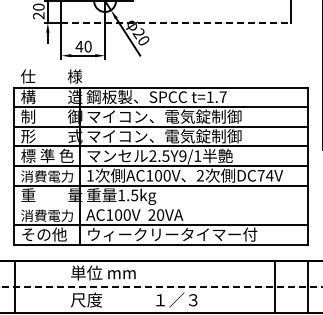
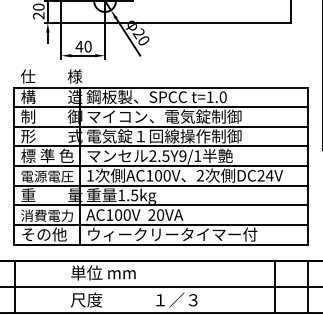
line: dashed -> solid (176, 22)
text: t=1.7 -> t=1.0 (222, 97)
text: マイコン、電気錠制御 -> 電気錠１回線操作制御 (148, 136)
text: DC74V -> DC24V (260, 175)
text: 消費電力 -> 電源電圧 (47, 176)
line: none -> present (160, 205)
line: dashed -> solid (161, 287)
